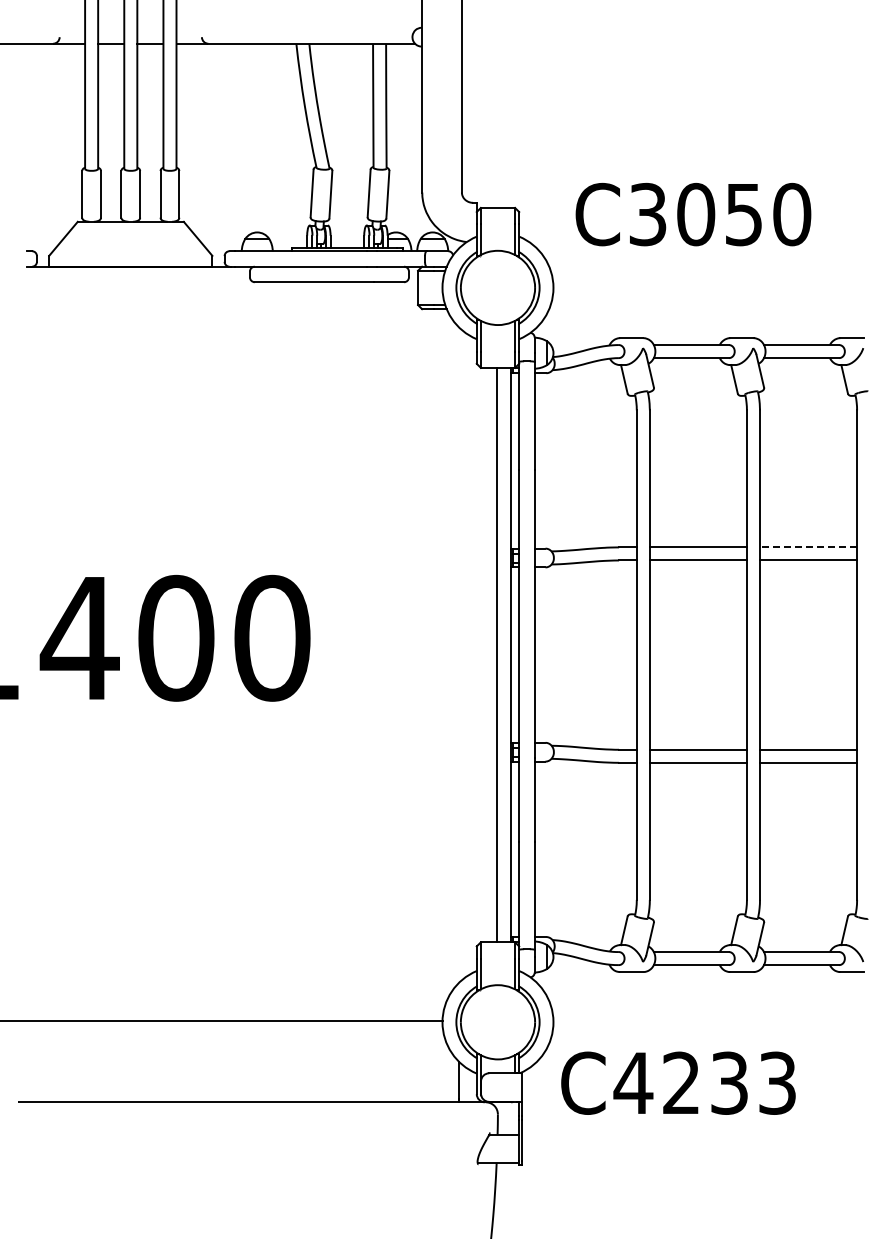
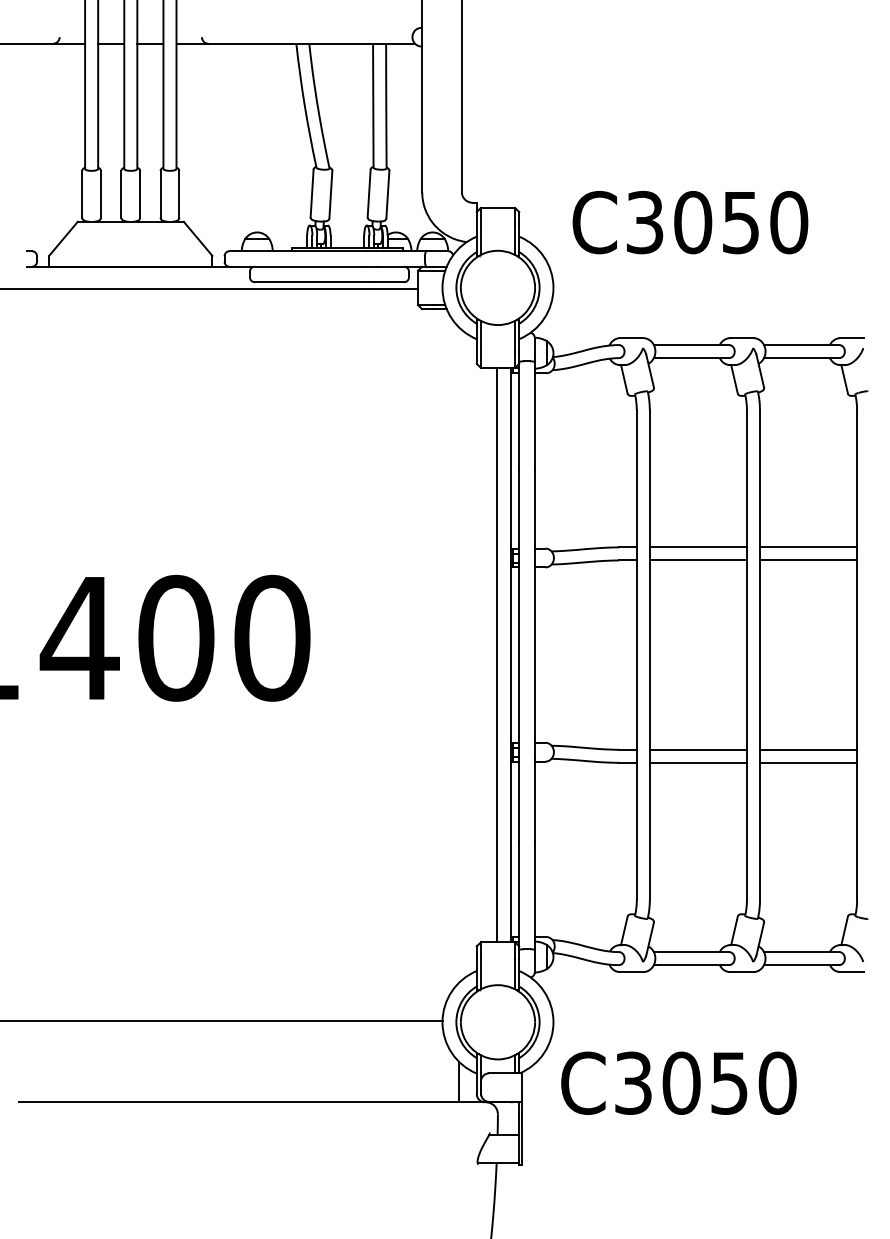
text position: (693, 214) -> (690, 222) (690, 222)
line: none -> present (210, 288)
line: dashed -> solid (808, 547)
text: C4233 -> C3050 (704, 1082)
